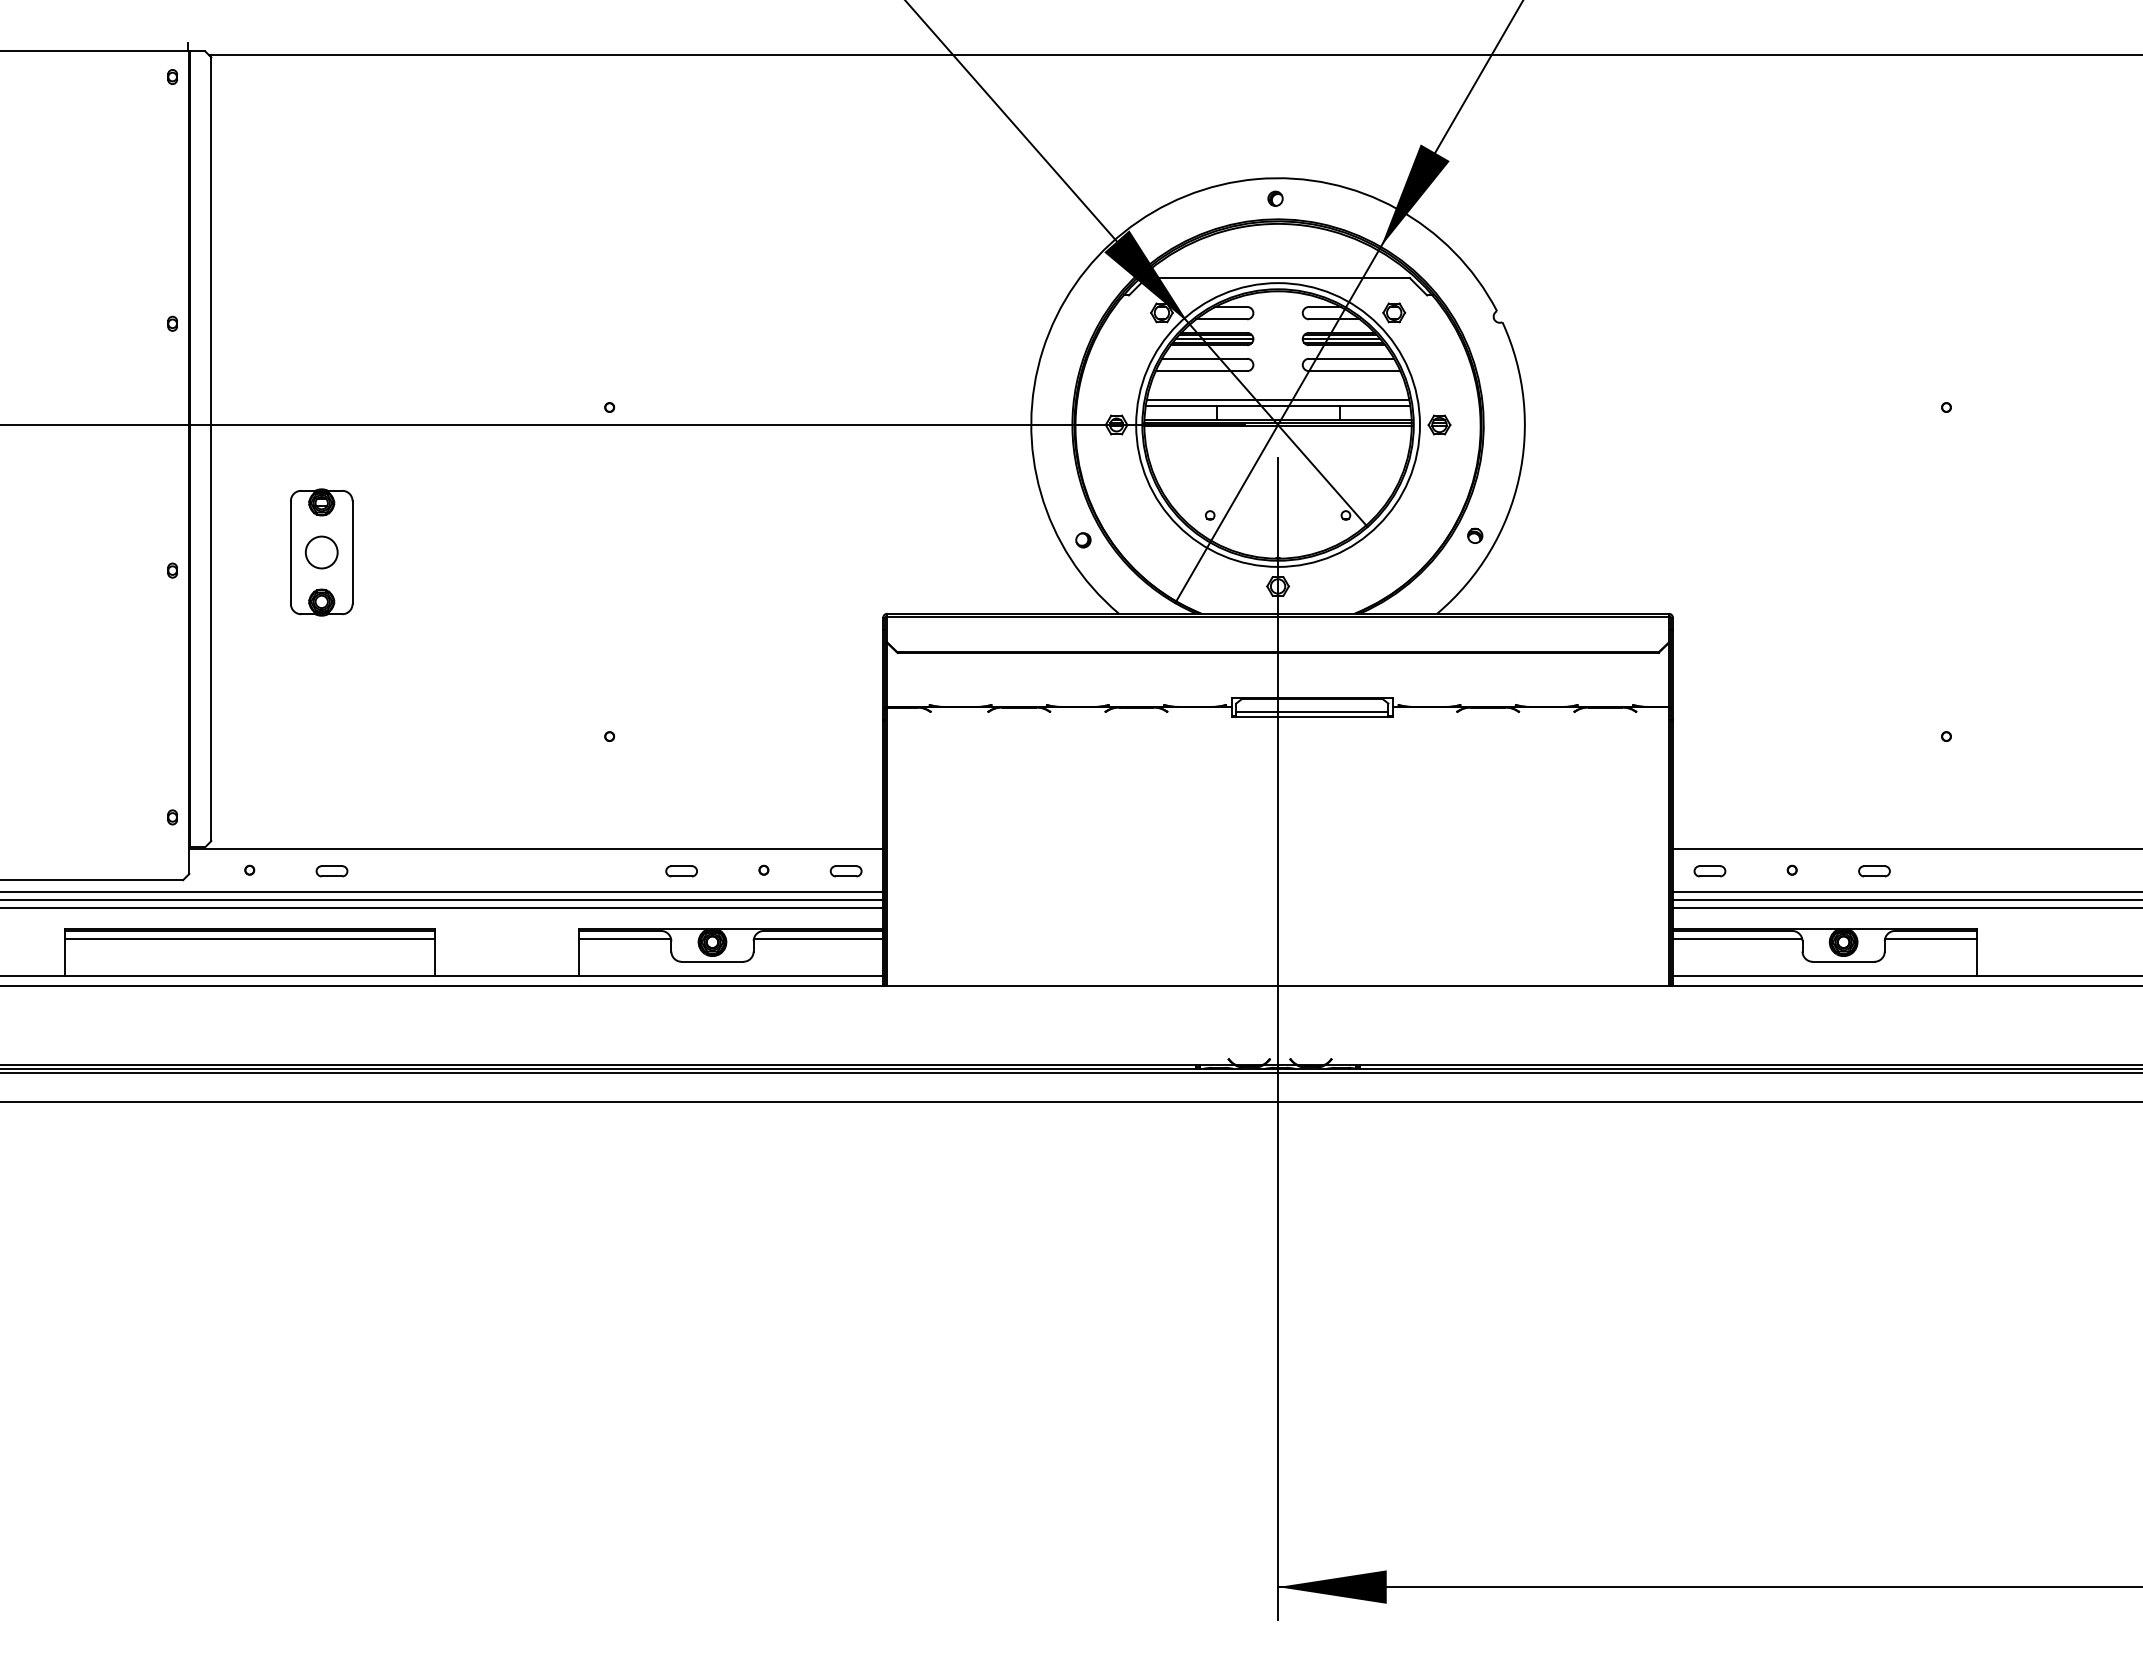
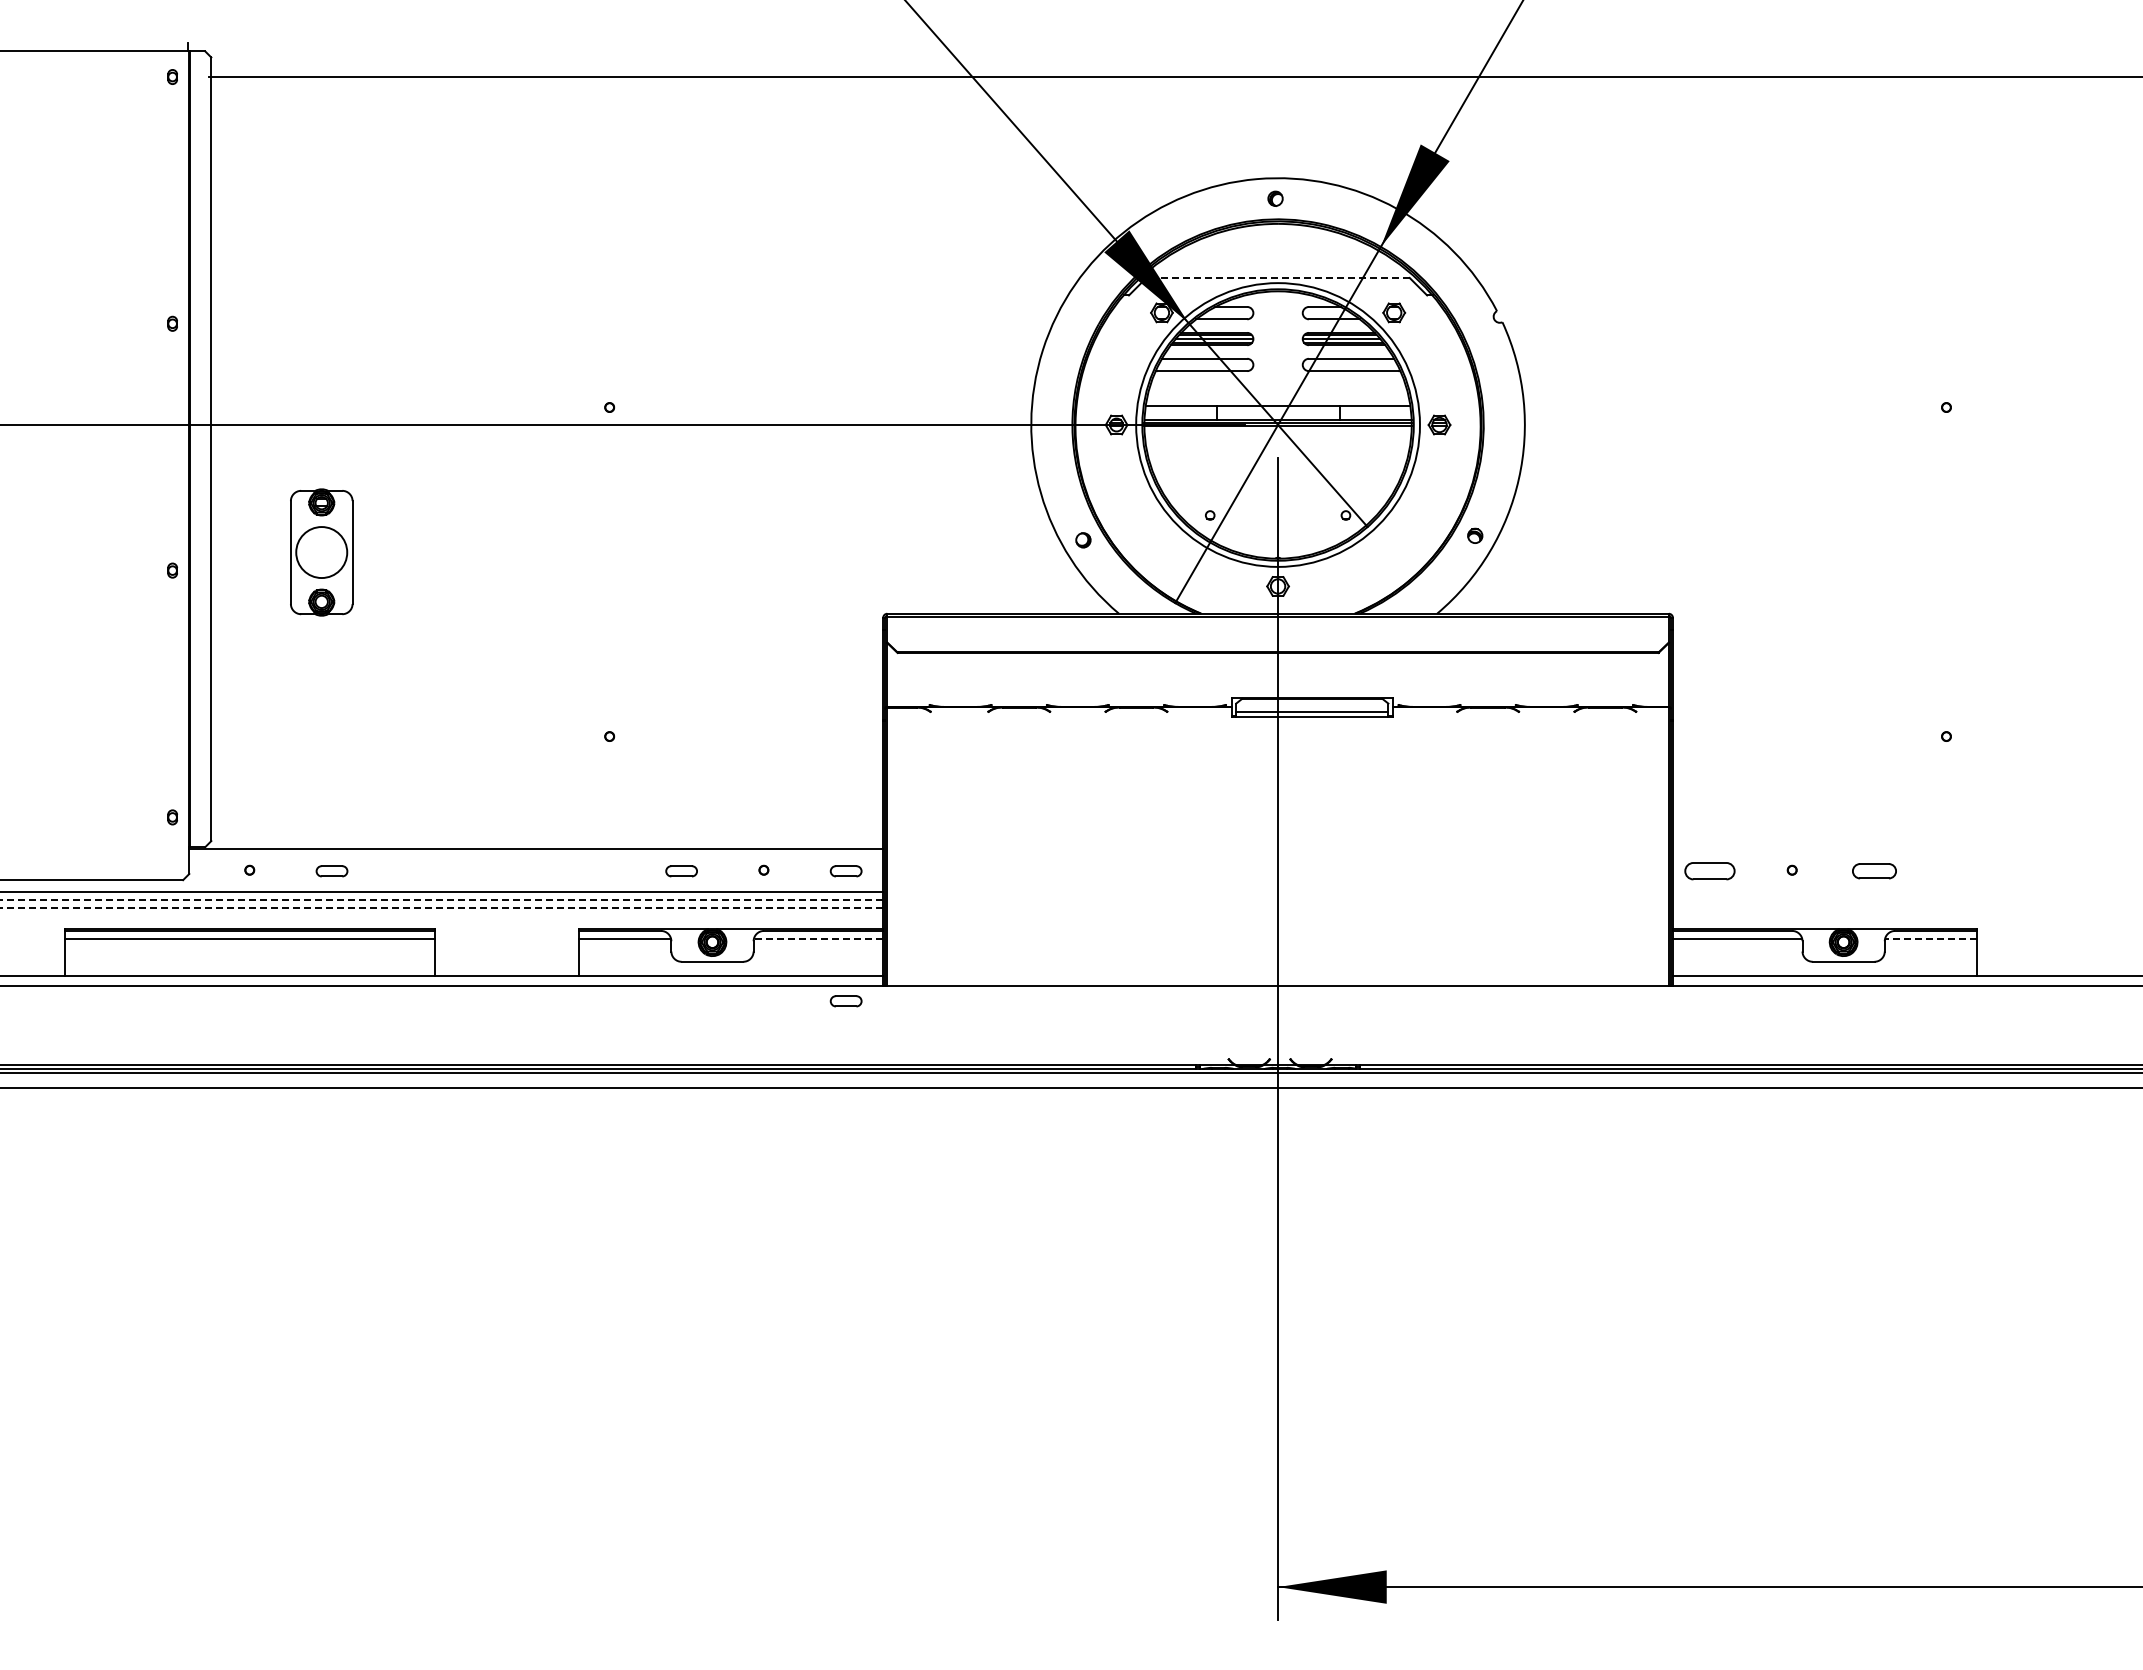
line position: (1173, 54) -> (1173, 76) (1173, 76)
line: solid -> dashed (1278, 277)
line: present -> none (1277, 400)
circle diameter: 32 px -> 51 px (321, 552)
line: present -> none (1905, 848)
part size: 34x13 px -> 52x19 px (1709, 871)
part size: 33x13 px -> 45x17 px (1874, 871)
line: present -> none (1905, 891)
line: solid -> dashed (441, 900)
line: present -> none (1905, 900)
line: solid -> dashed (441, 908)
line: present -> none (1905, 908)
line: solid -> dashed (818, 939)
line: solid -> dashed (1930, 939)
part: none -> present (845, 1001)
line position: (1070, 1101) -> (1070, 1087) (1070, 1087)
